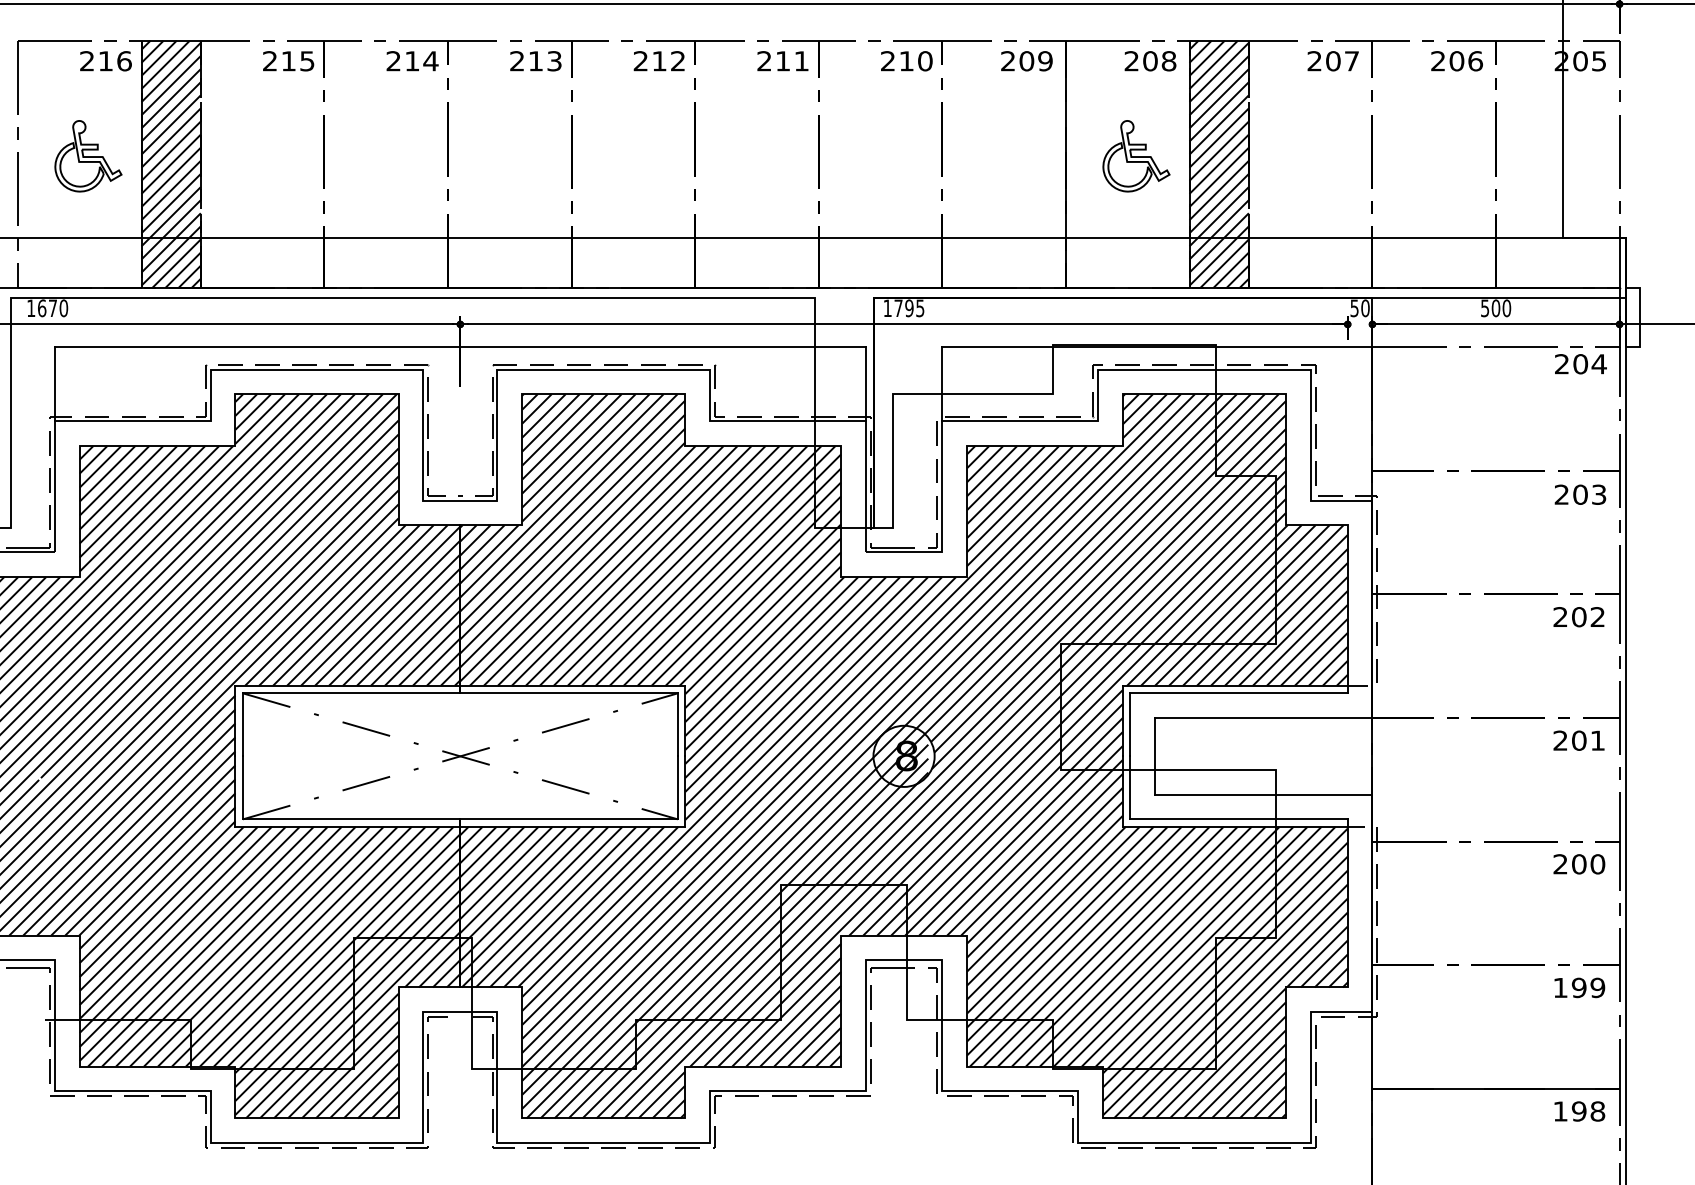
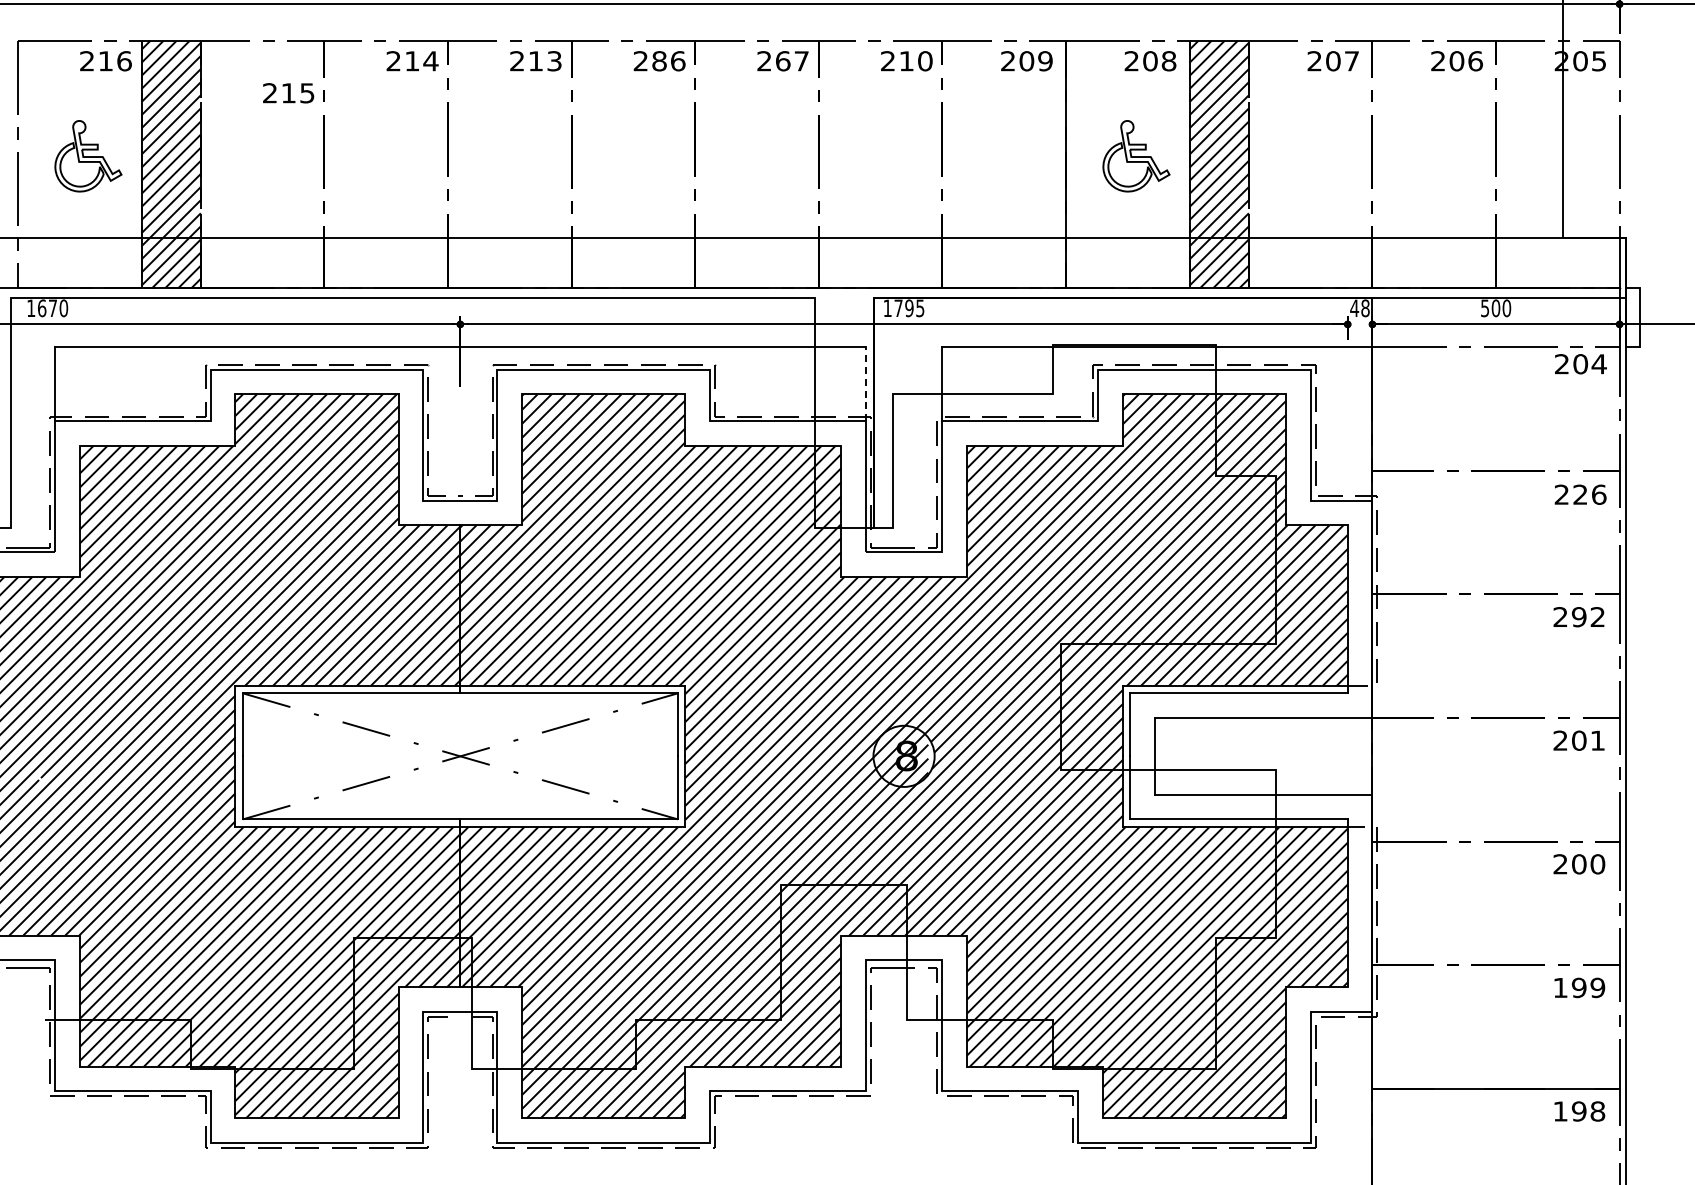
text position: (288, 61) -> (288, 93) (288, 93)
text: 212 -> 286 (668, 61)
text: 211 -> 267 (792, 61)
text: 50 -> 48 (1359, 308)
line: solid -> dashed (865, 383)
text: 203 -> 226 (1589, 494)
text: 202 -> 292 (1578, 617)
